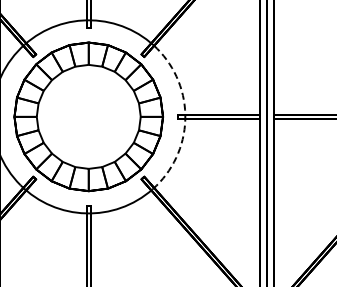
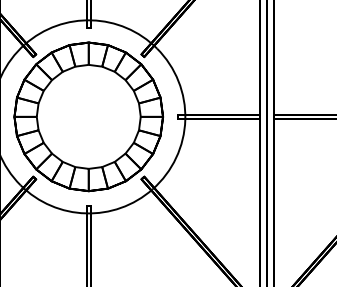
arc: dashed -> solid (185, 119)
